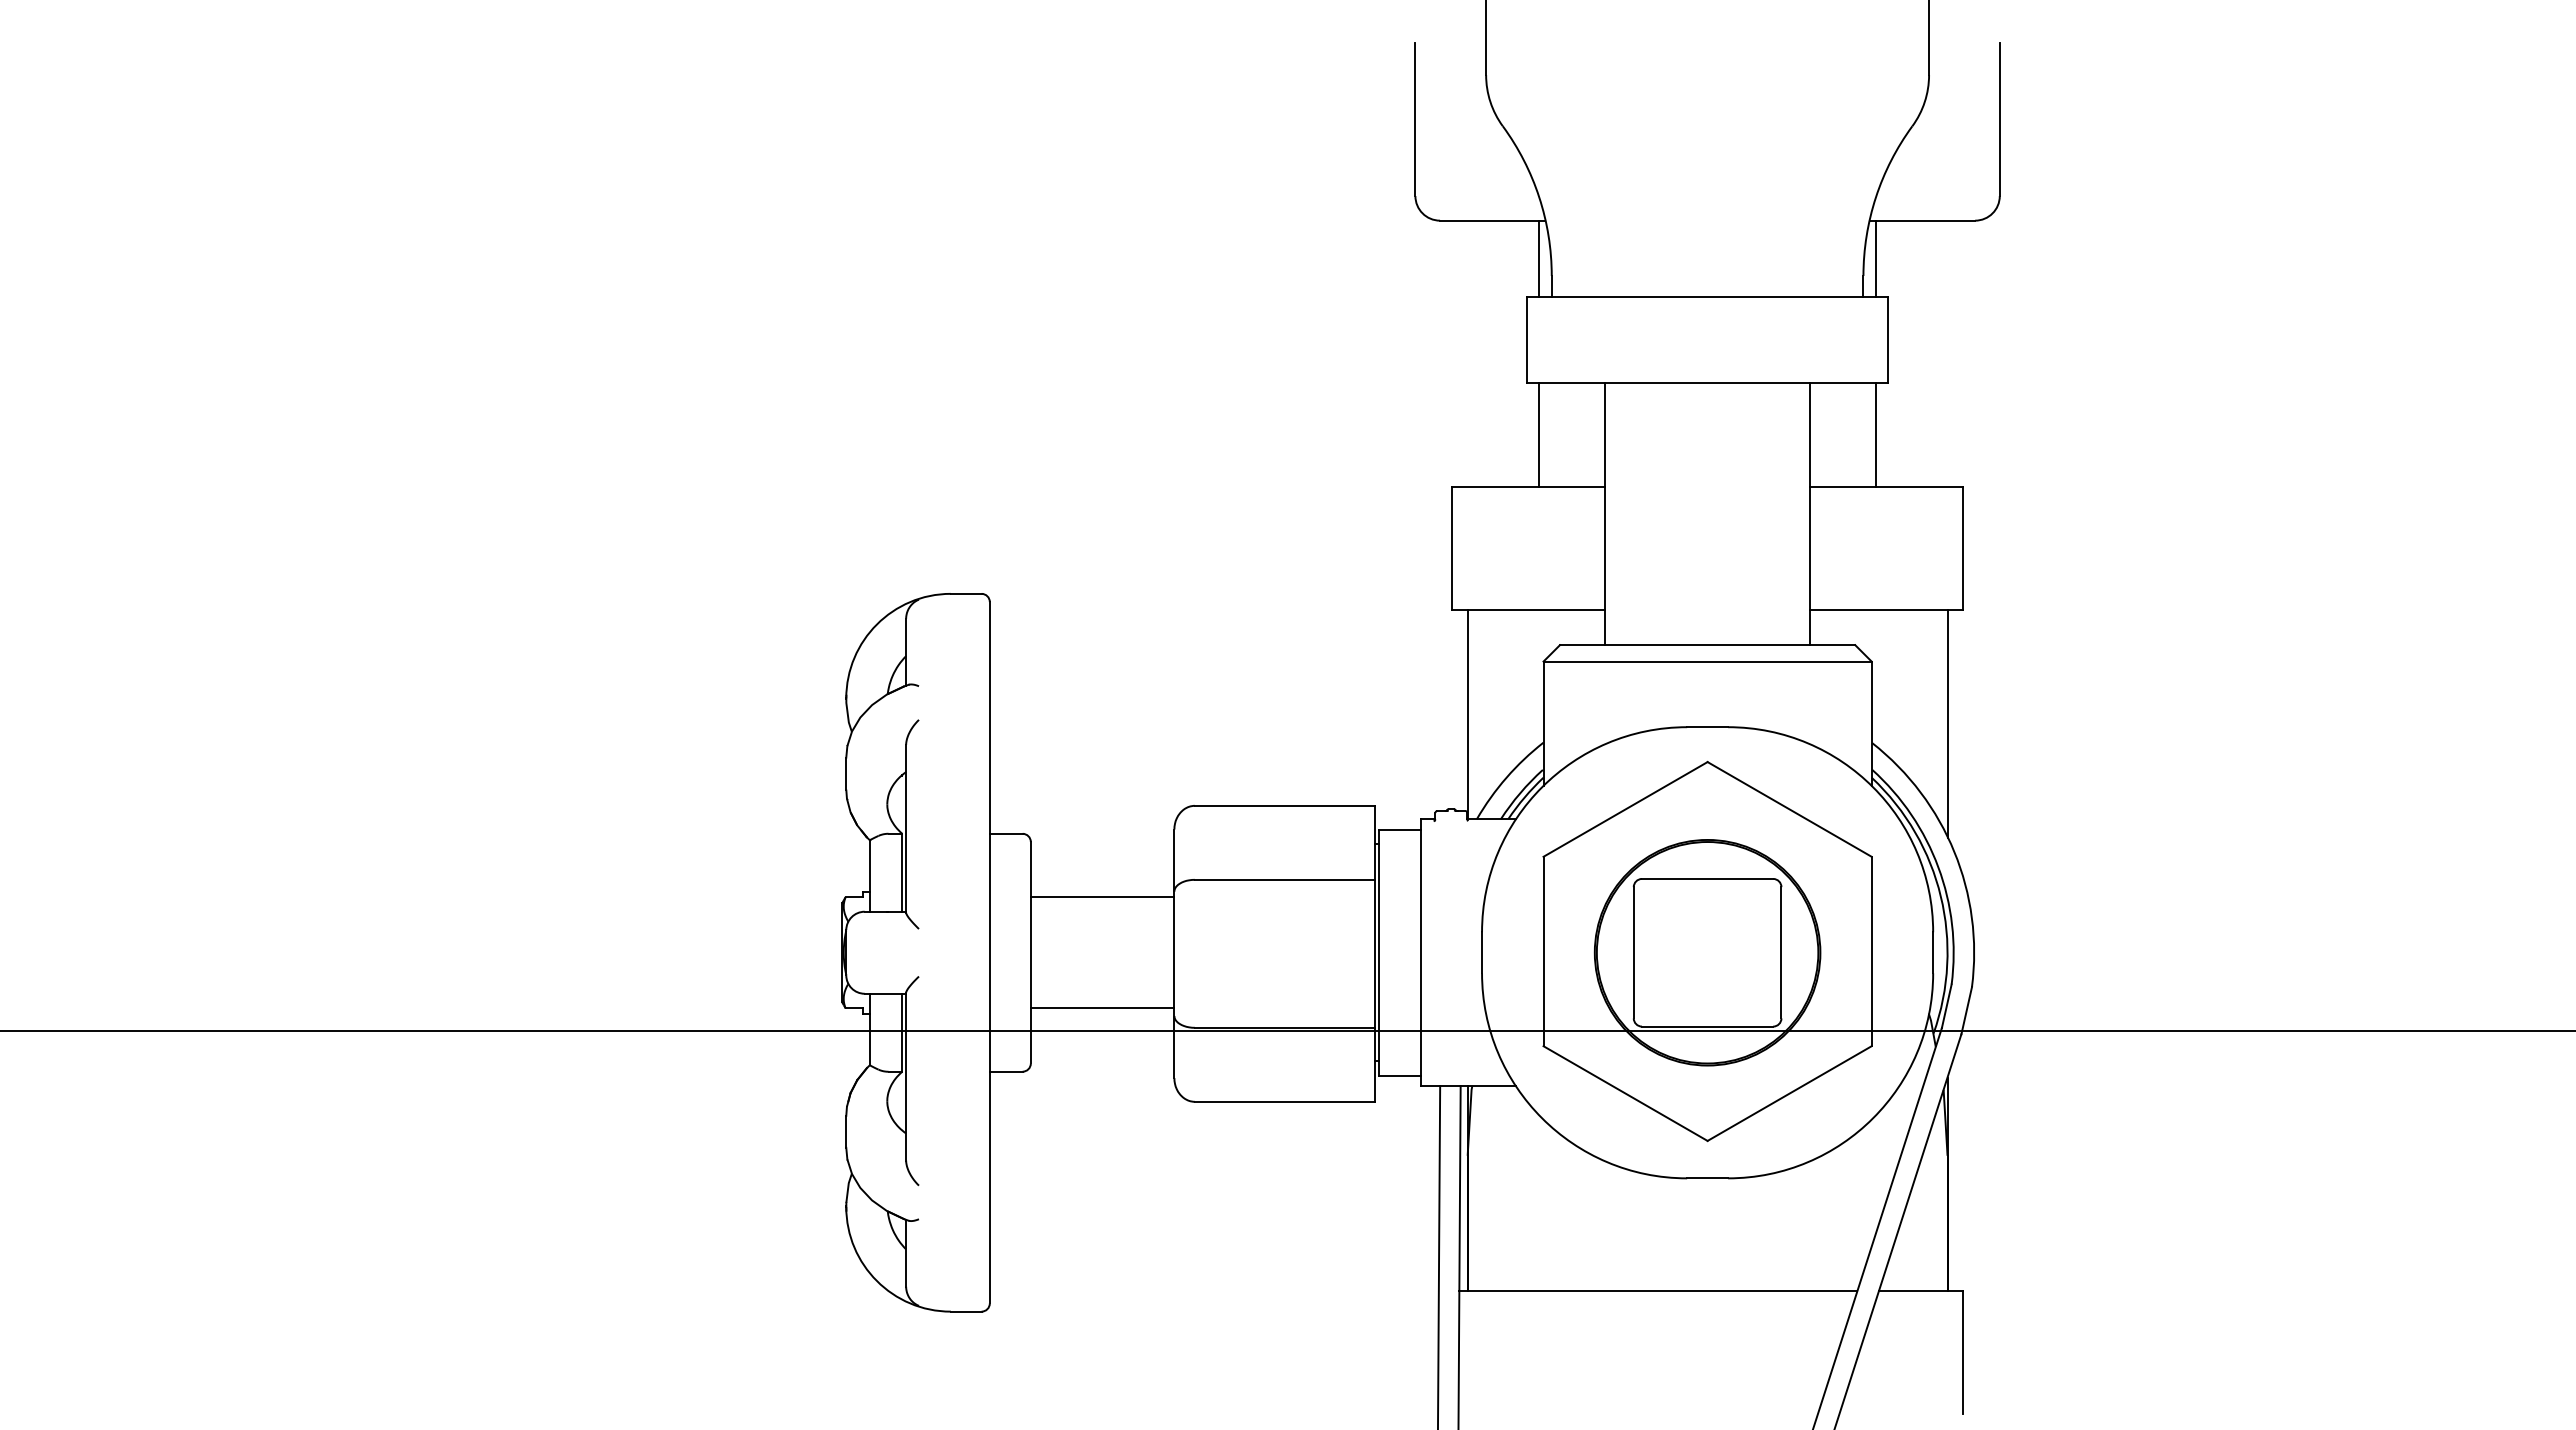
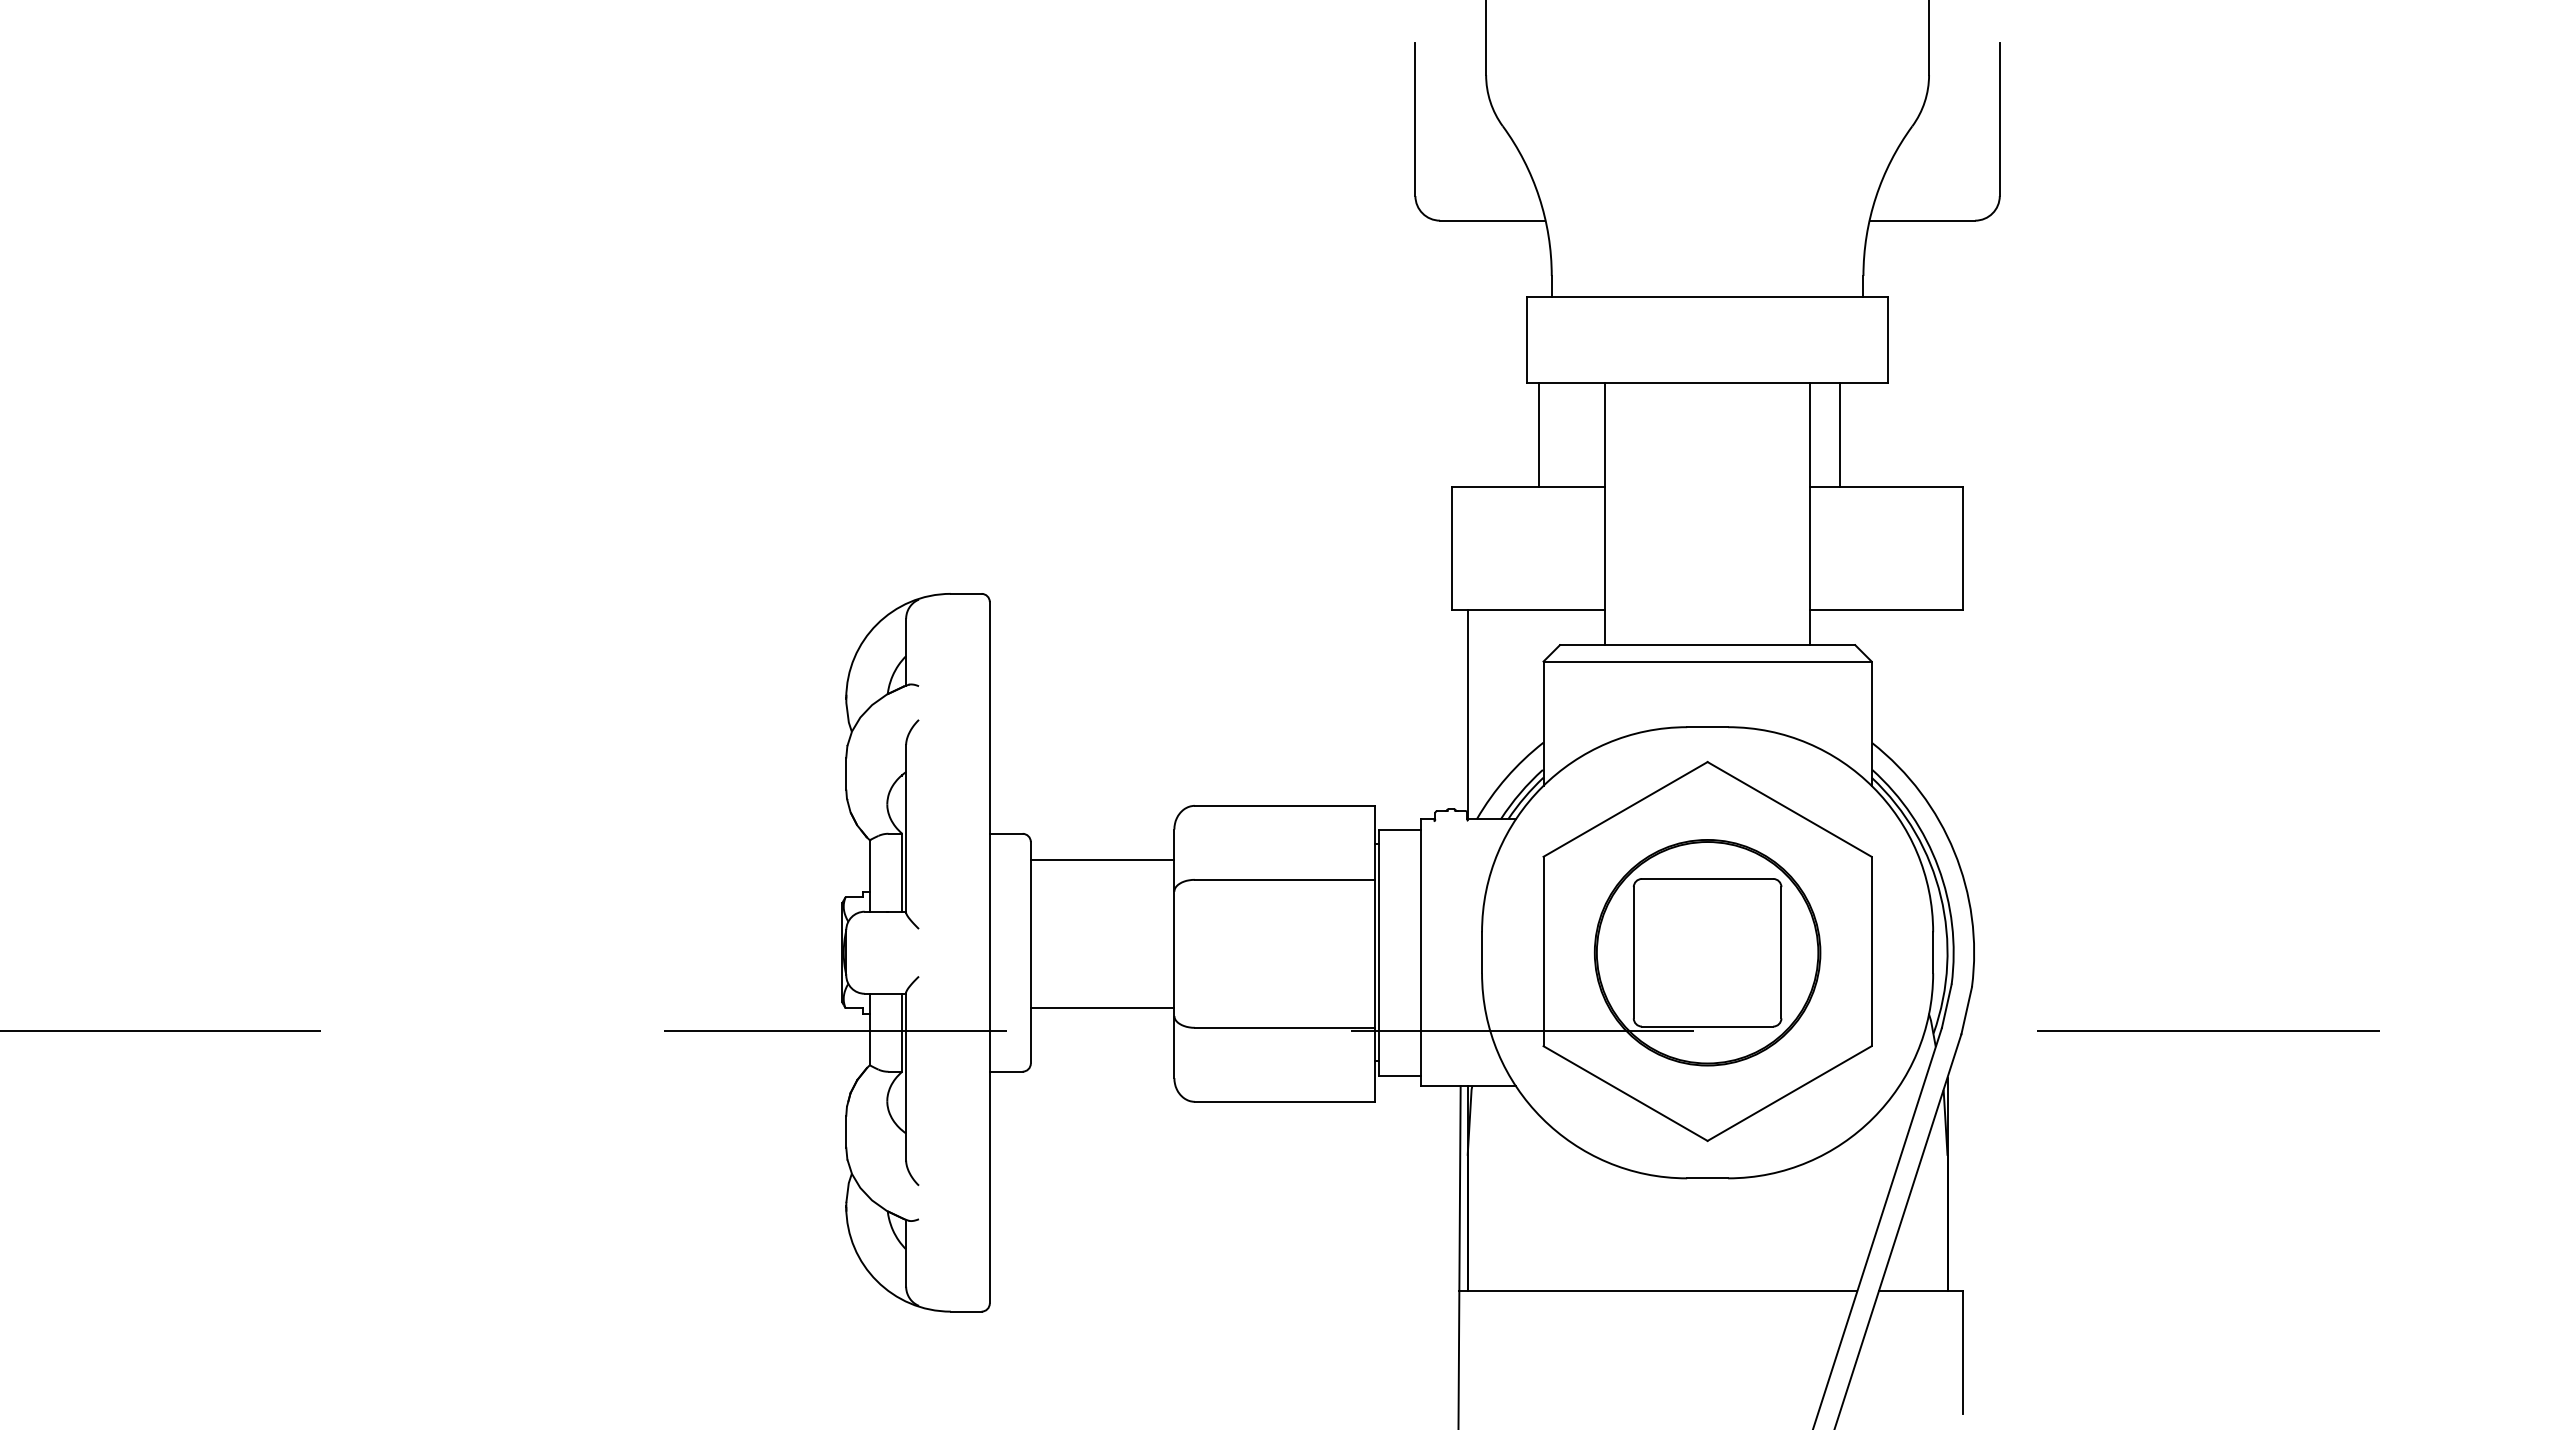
line: present -> none (1539, 258)
line: present -> none (1875, 258)
line position: (1875, 434) -> (1839, 434) (1839, 434)
line: present -> none (1947, 724)
line position: (1102, 897) -> (1102, 860) (1102, 860)
line: solid -> dashed (1288, 1031)
line: present -> none (1439, 1256)
